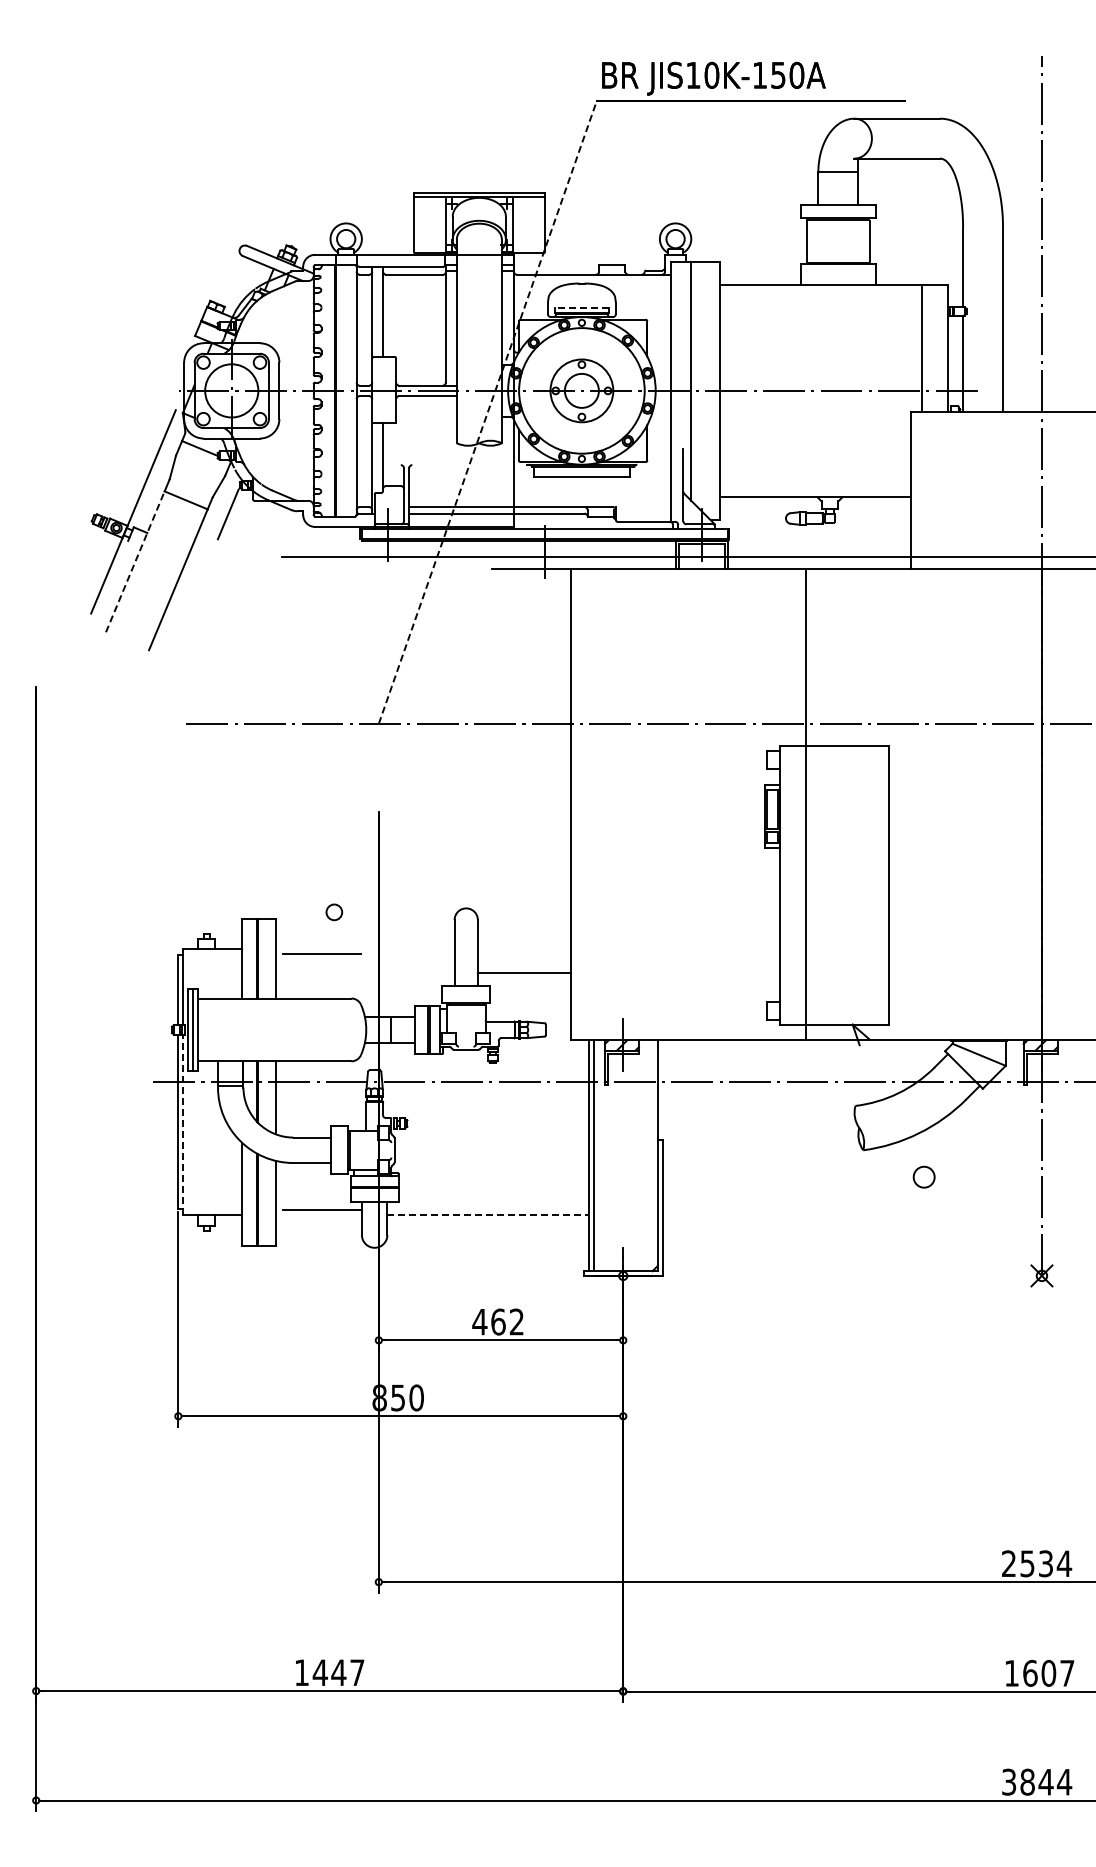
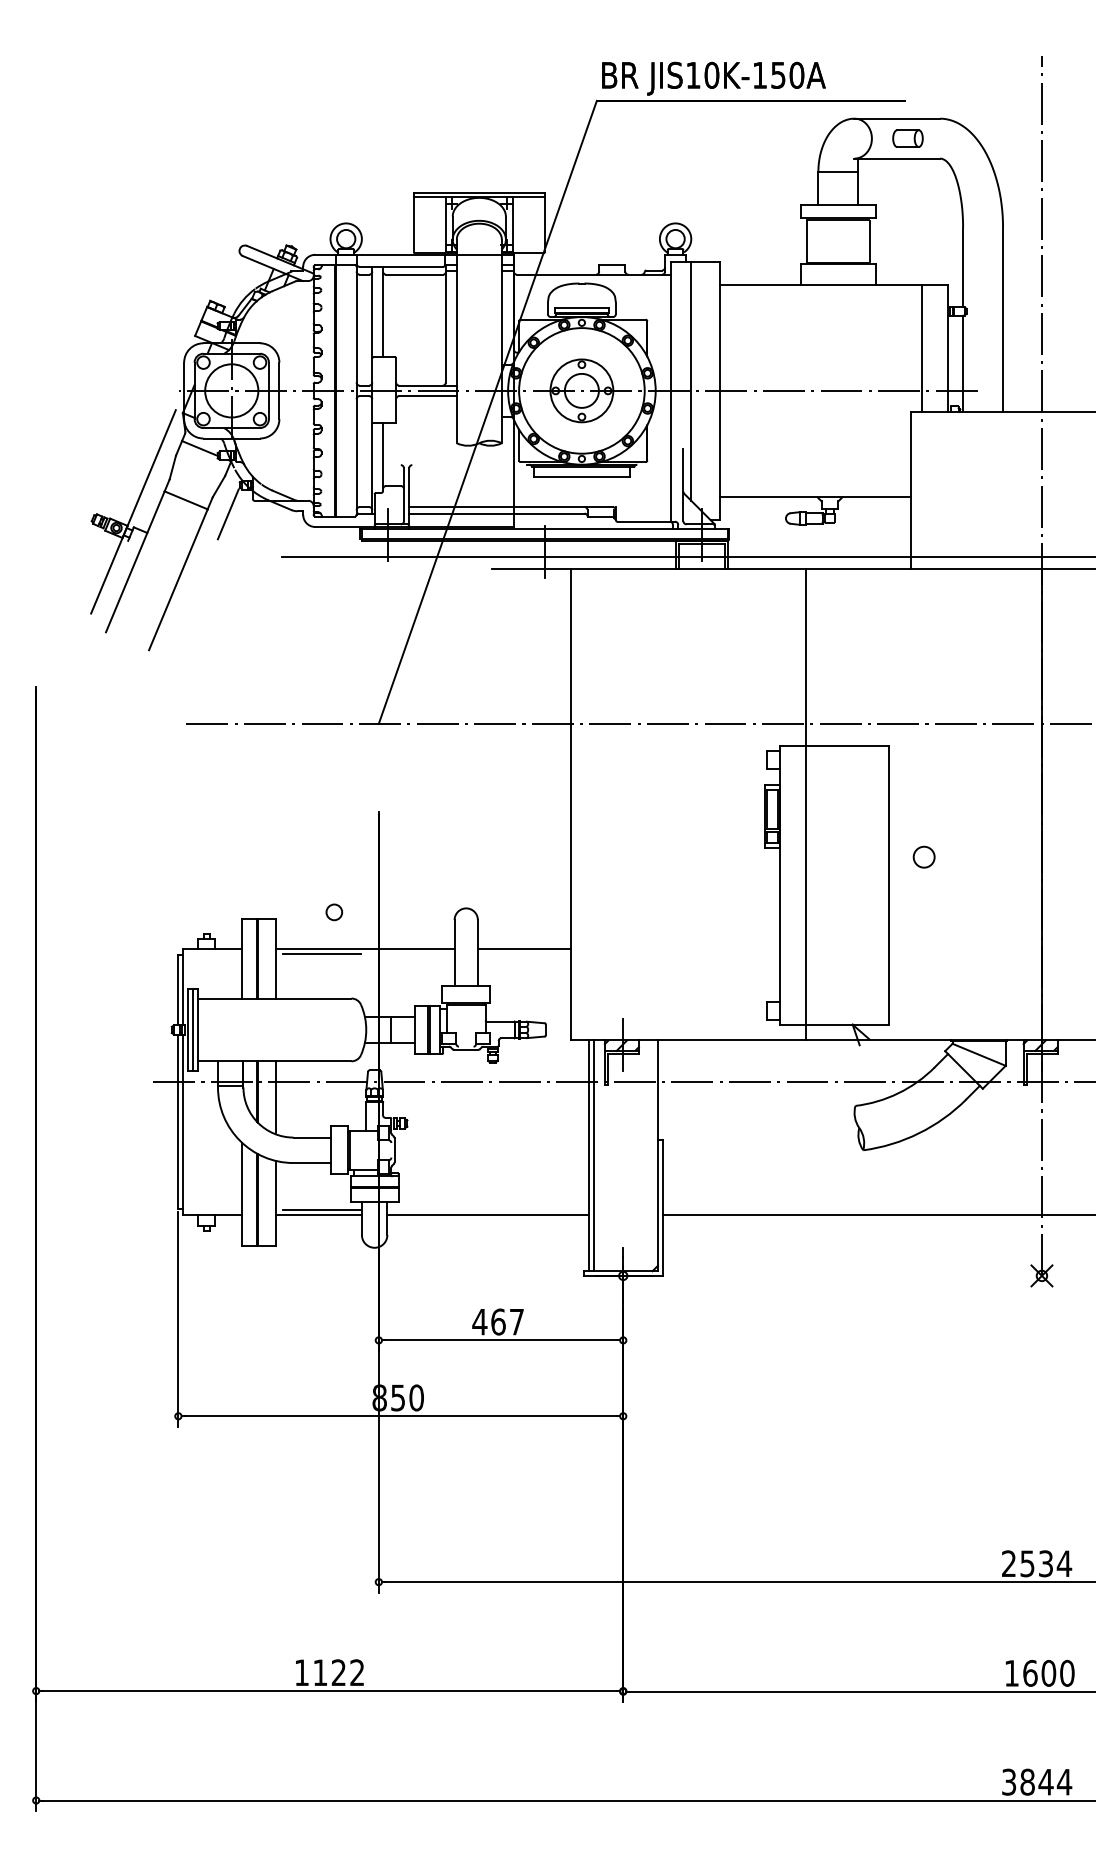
part: none -> present (907, 138)
line: dashed -> solid (581, 308)
line: dashed -> solid (487, 412)
line: dashed -> solid (135, 561)
line: none -> present (364, 949)
line position: (523, 973) -> (523, 949) (523, 949)
line: dashed -> solid (182, 1124)
circle position: (923, 1176) -> (923, 856) (923, 856)
line: none -> present (318, 1215)
line: dashed -> solid (488, 1215)
line: none -> present (877, 1215)
text: 462 -> 467 (516, 1321)
text: 1447 -> 1122 (338, 1672)
text: 1607 -> 1600 (1067, 1672)
